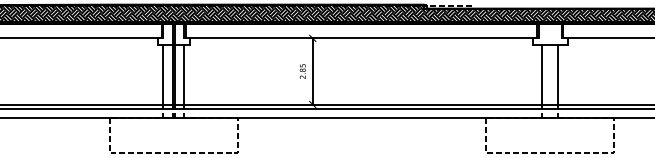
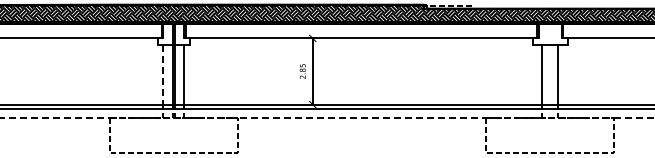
line: solid -> dashed (163, 74)
line: solid -> dashed (327, 118)
